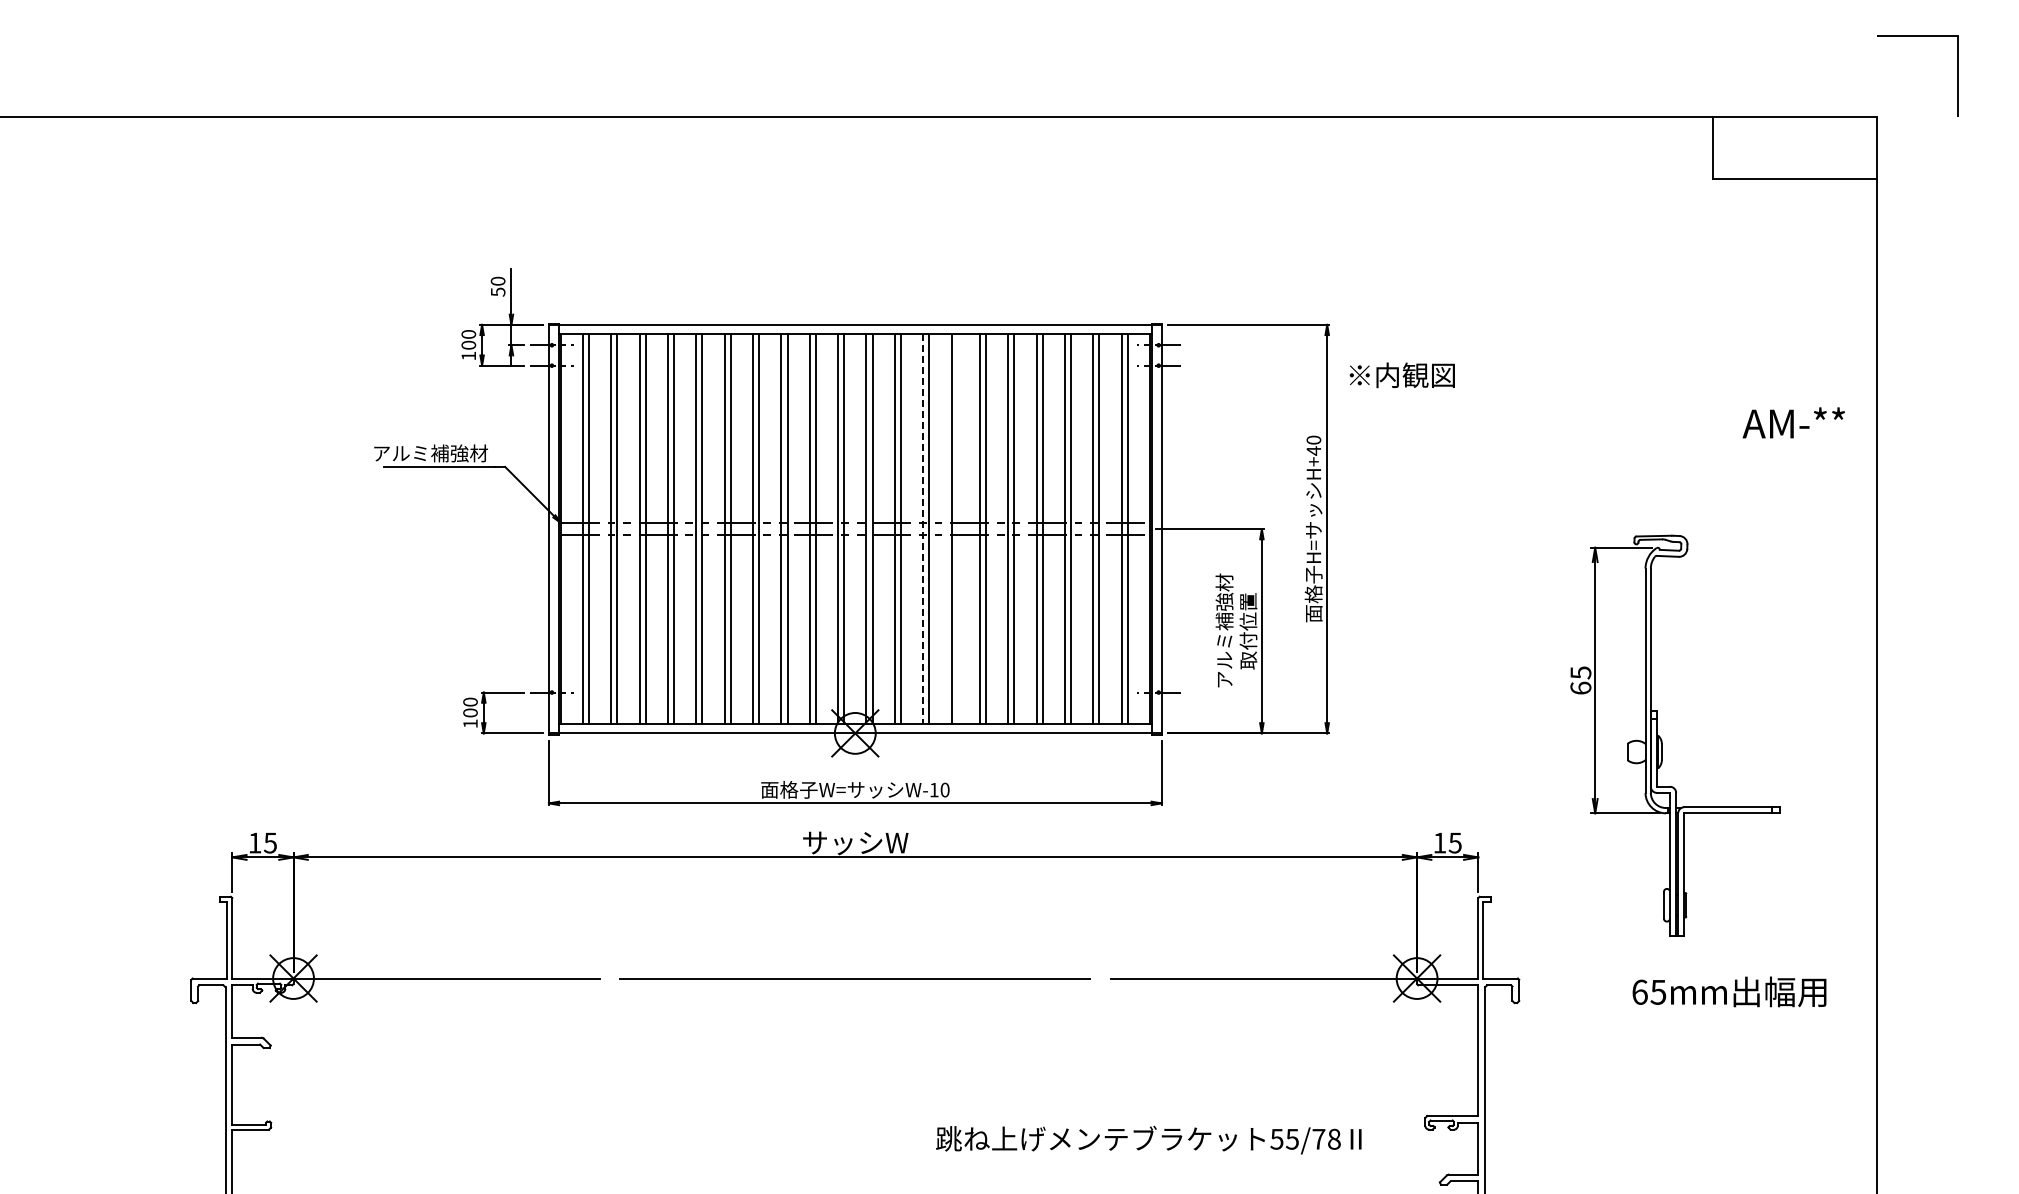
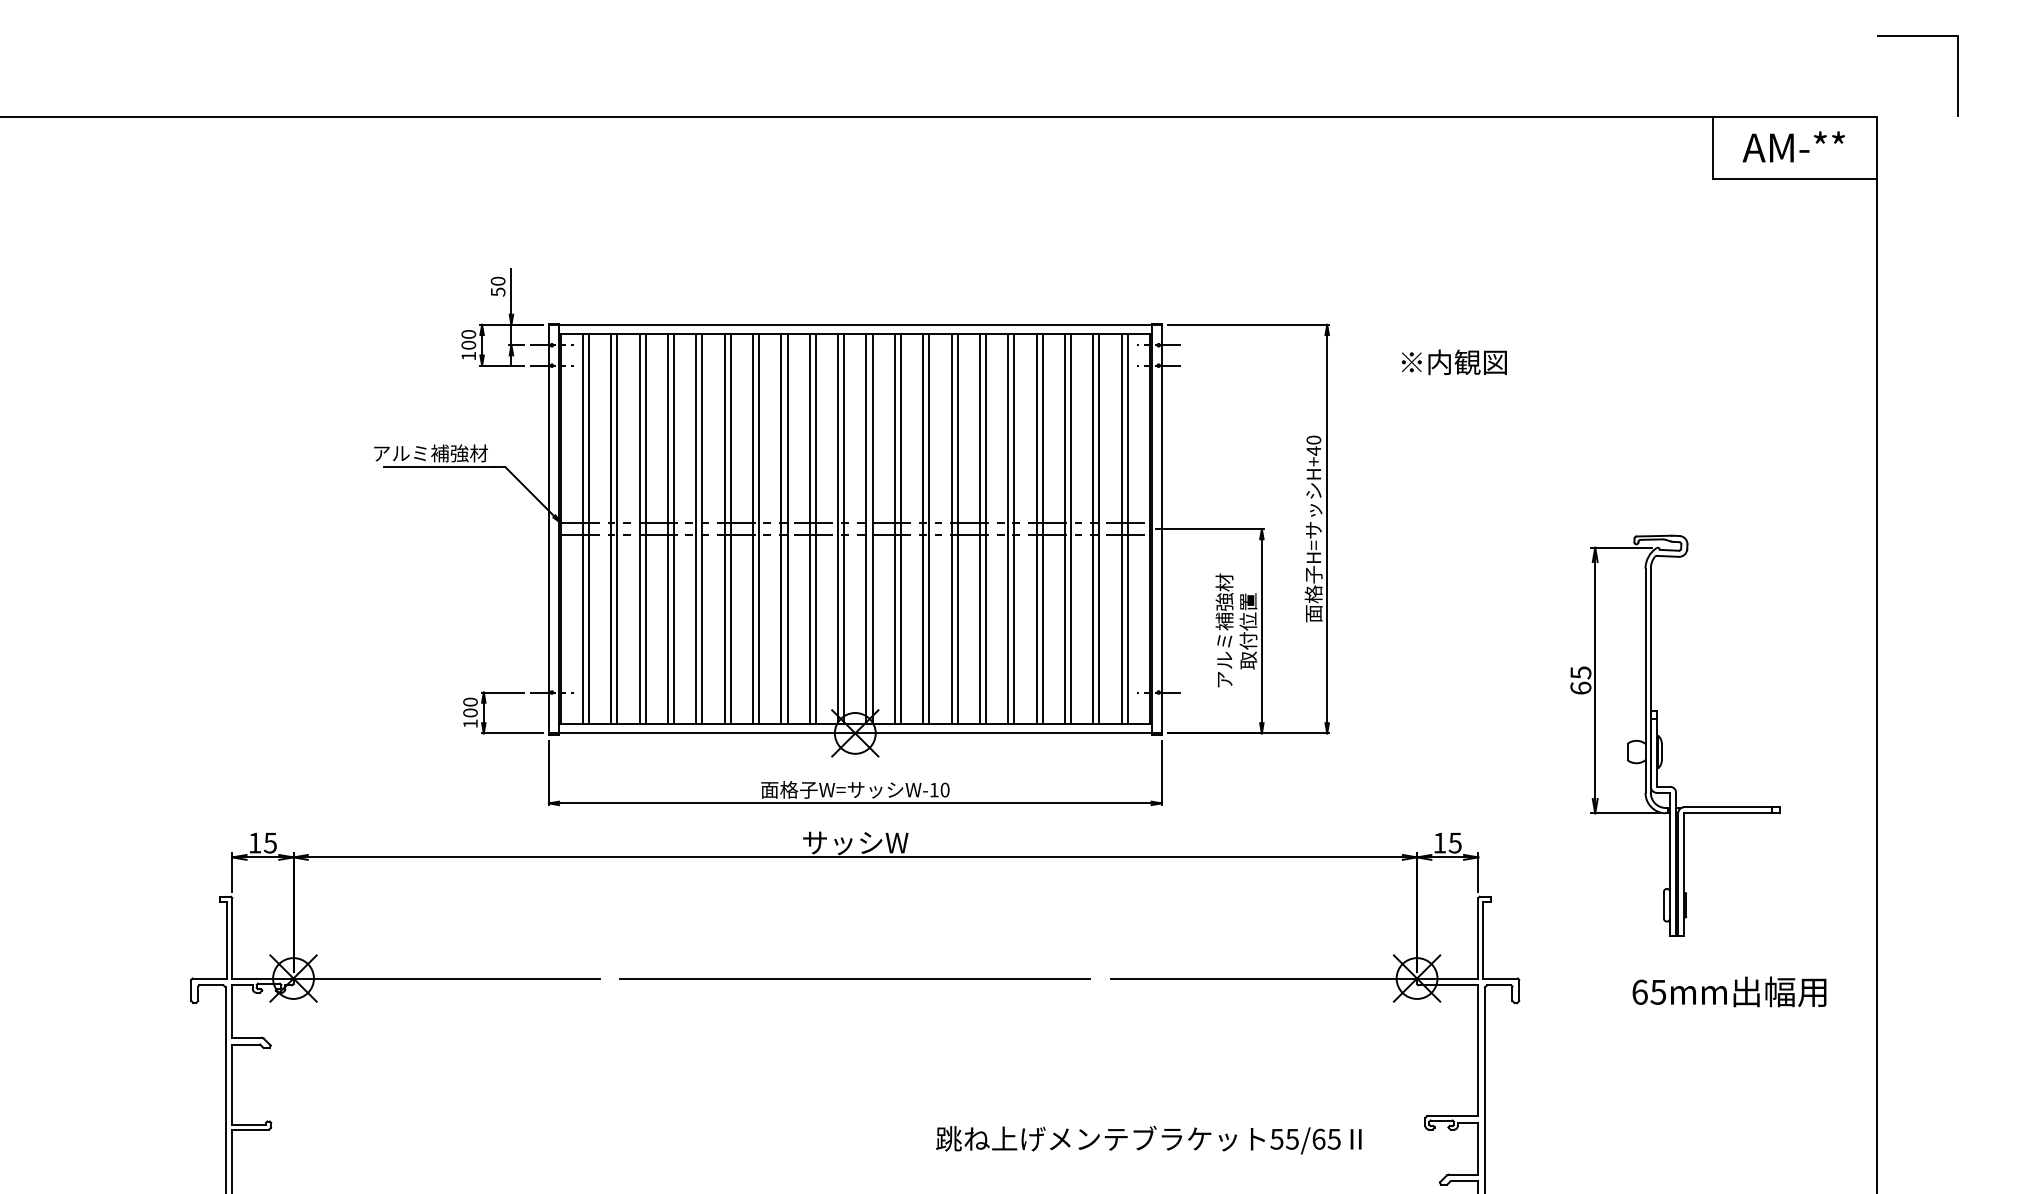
text position: (1401, 375) -> (1453, 362) (1453, 362)
text position: (1793, 422) -> (1793, 146) (1793, 146)
line: dashed -> solid (923, 529)
line: none -> present (957, 529)
text: 55/78 -> 55/65 (1326, 1138)
